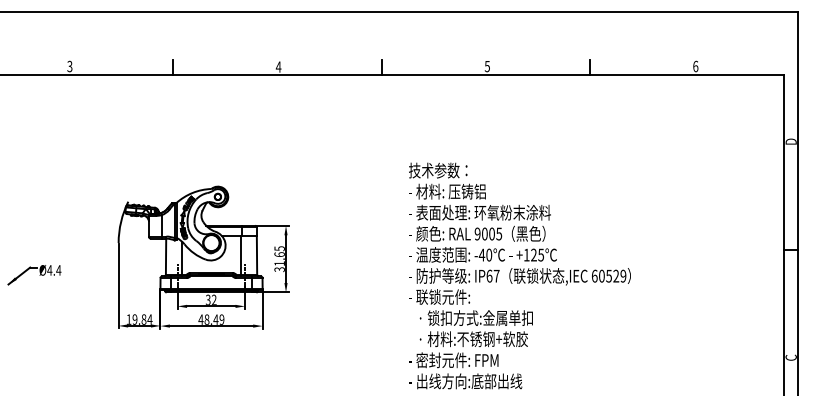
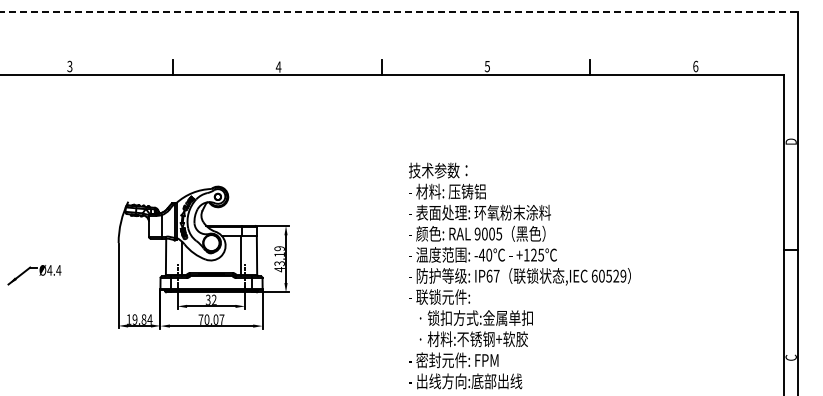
line: solid -> dashed (399, 11)
text: 31.65 -> 43.19 (279, 259)
text: 48.49 -> 70.07 (211, 319)
